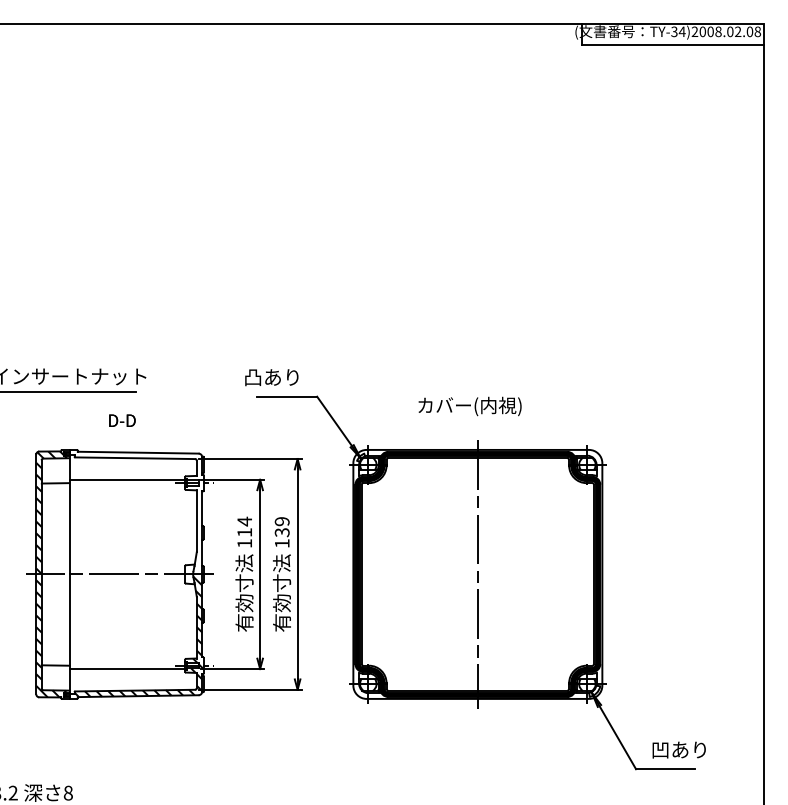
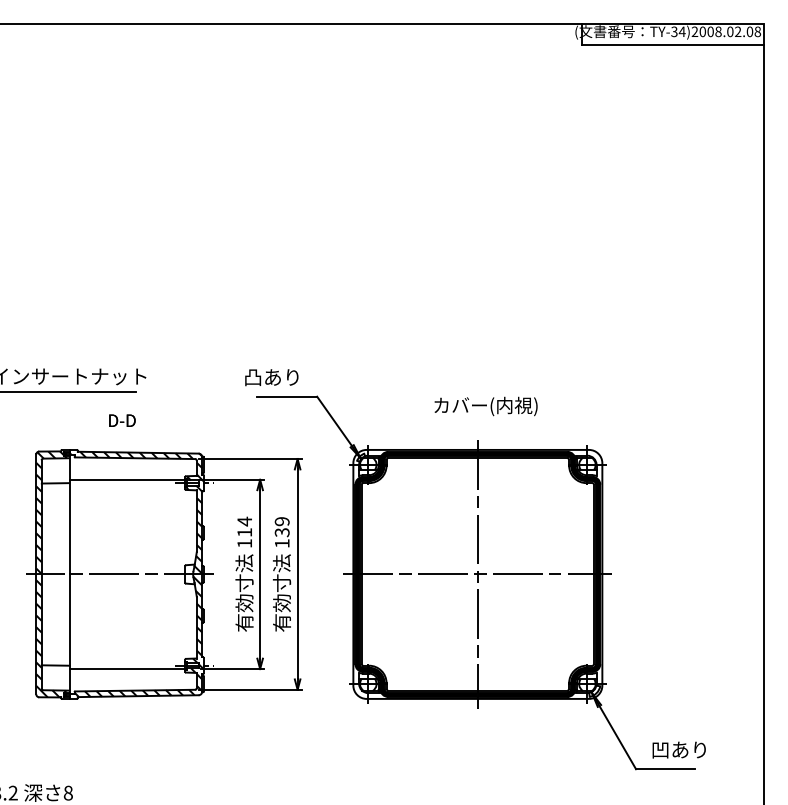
text position: (469, 406) -> (485, 406) (485, 406)
hatch: none -> present (136, 512)
line: none -> present (477, 574)
